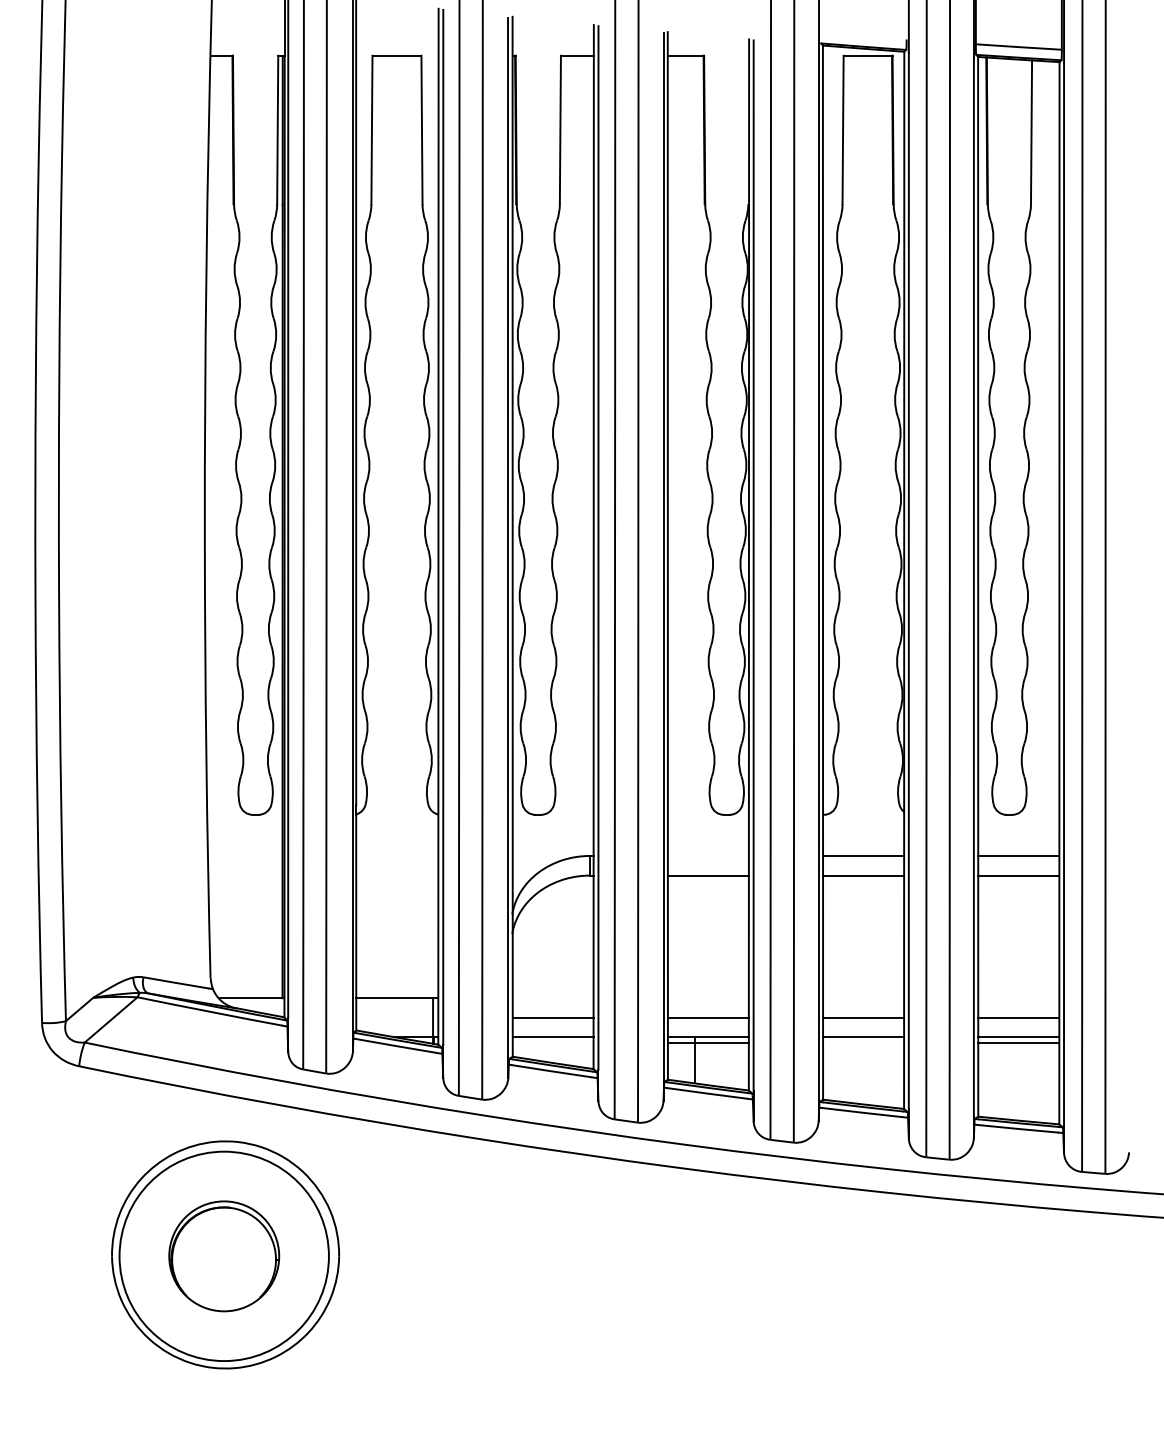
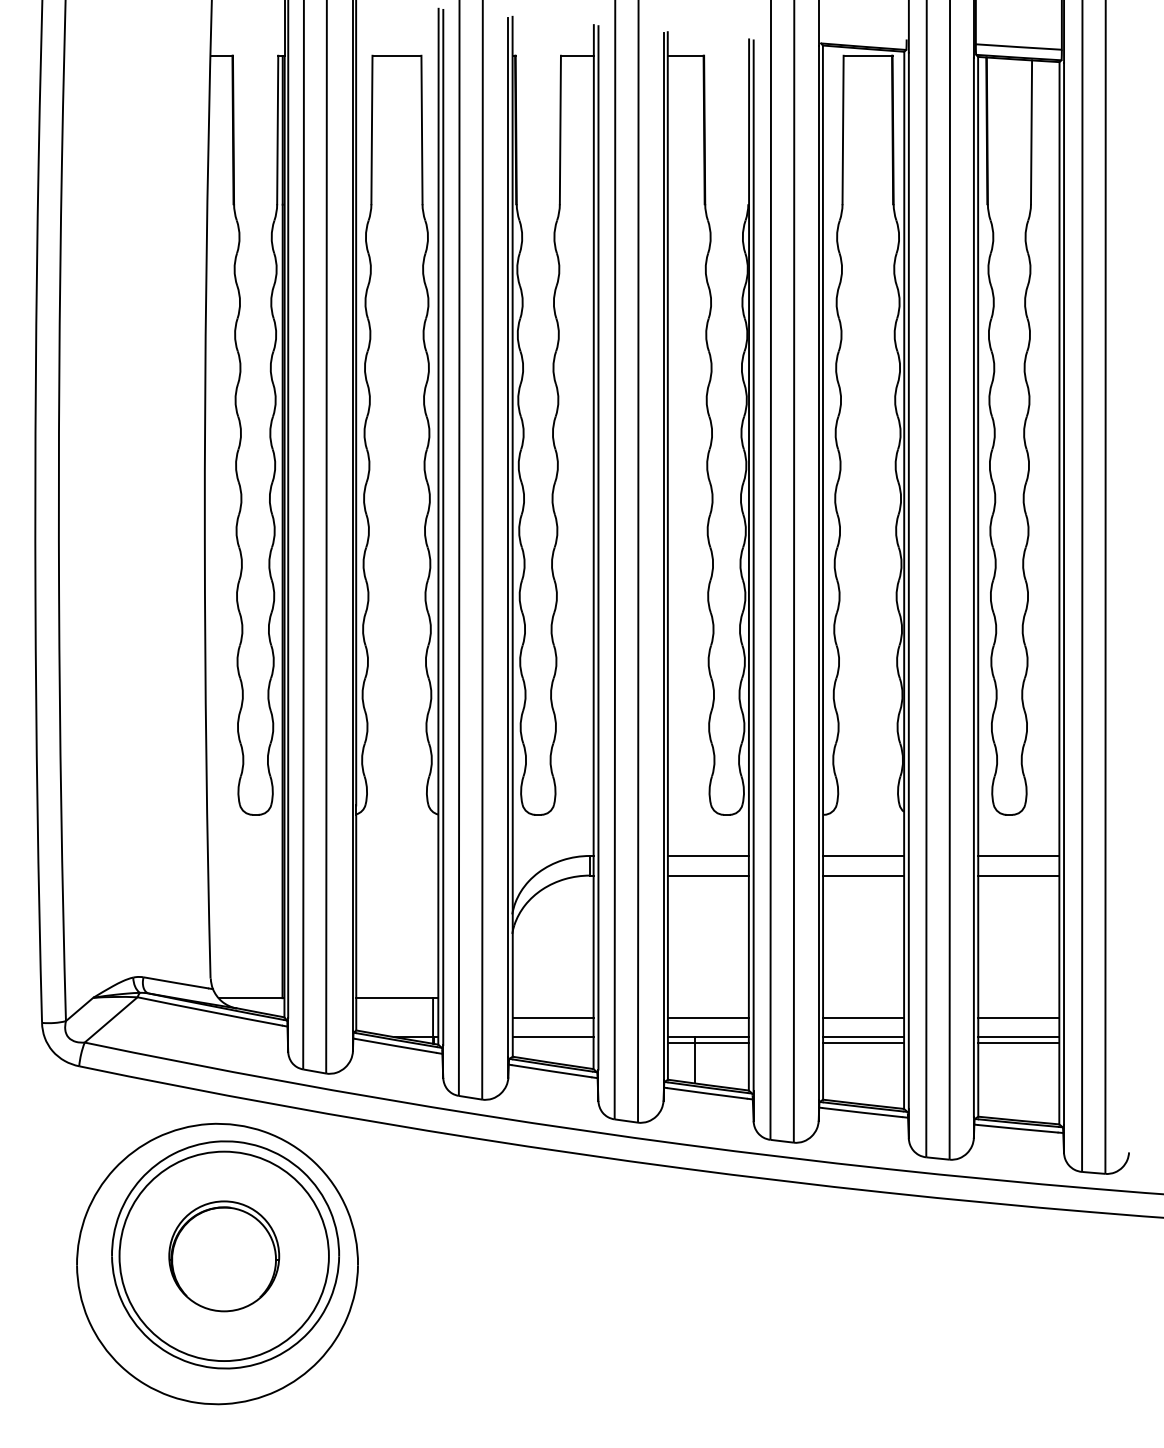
line: none -> present (707, 855)
line: none -> present (863, 1042)
part: none -> present (217, 1263)
